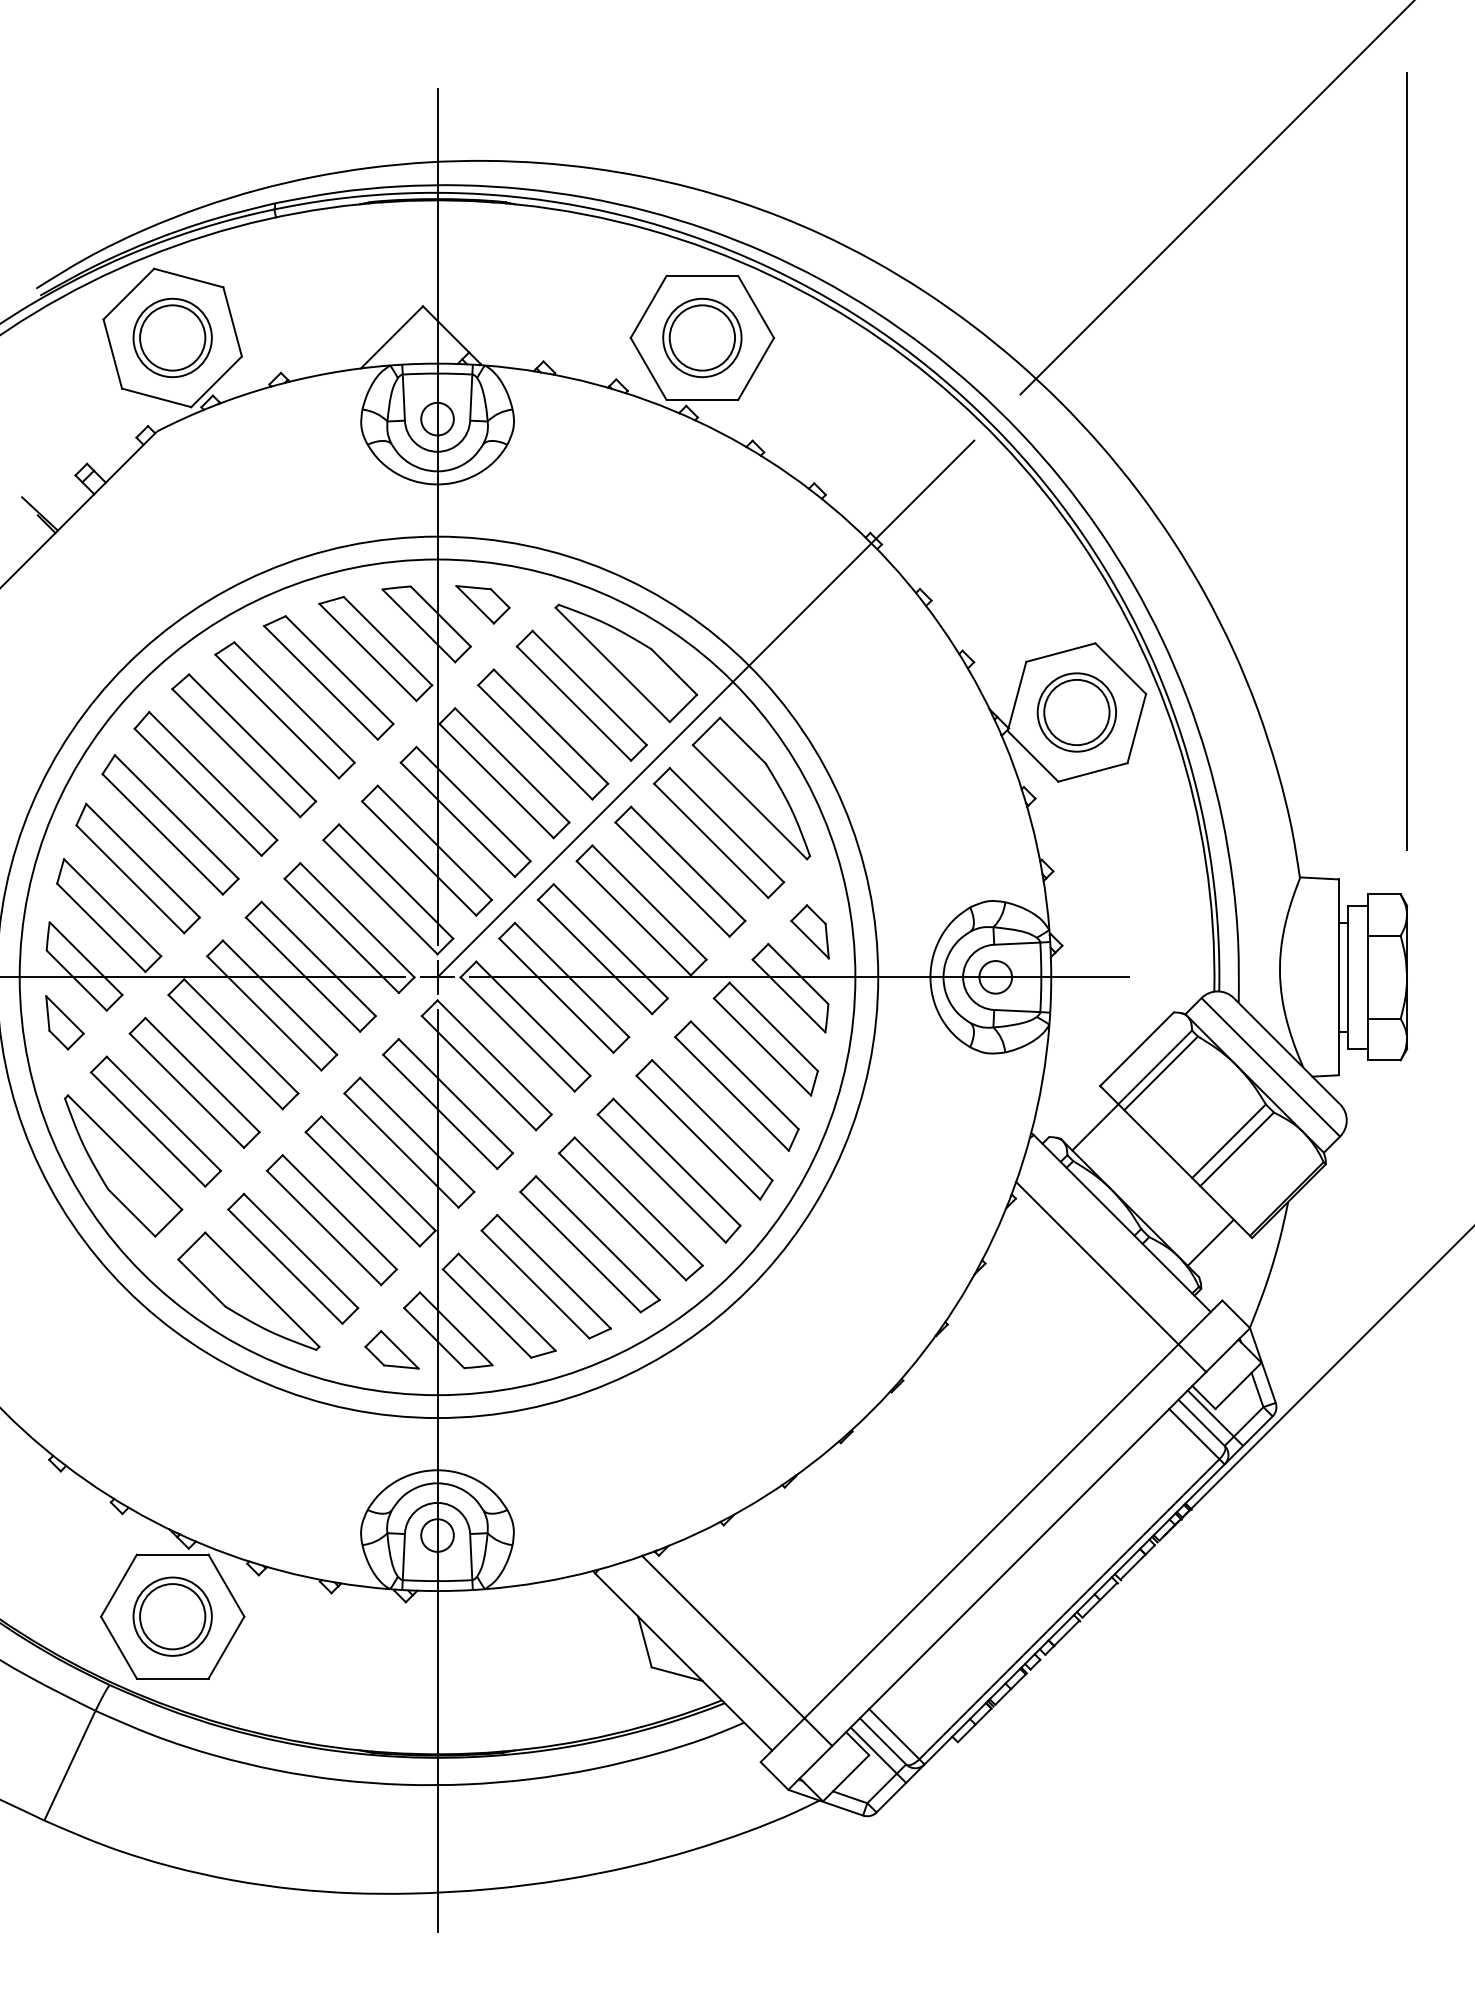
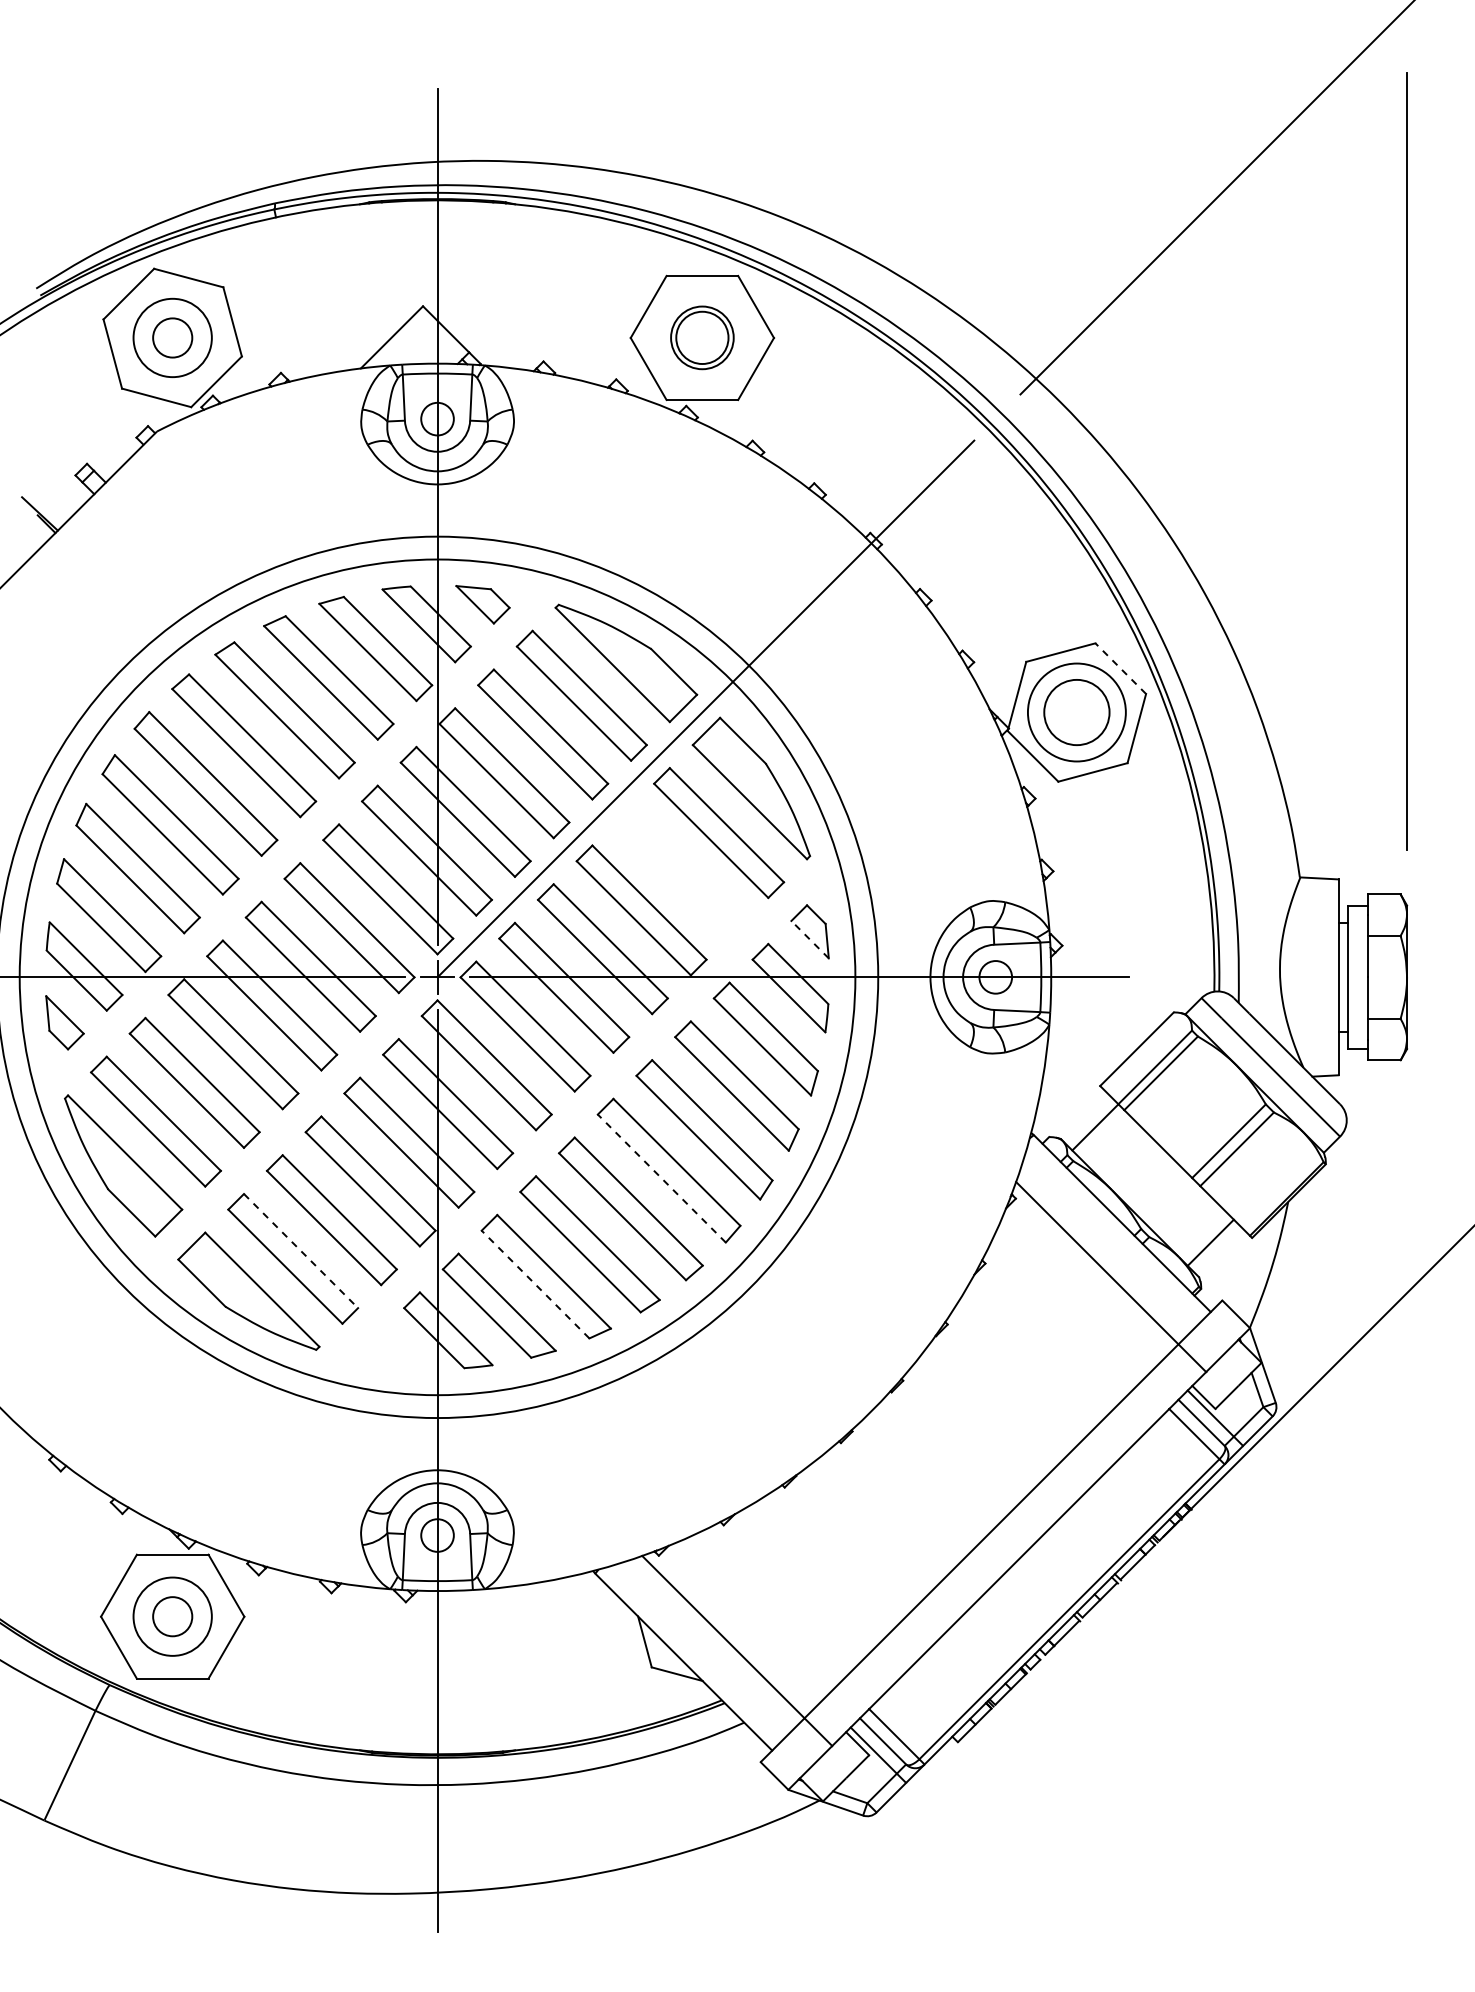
circle diameter: 65 px -> 39 px (172, 337)
part size: 81x81 px -> 65x66 px (702, 337)
line: solid -> dashed (1120, 668)
circle diameter: 78 px -> 98 px (1076, 712)
part: present -> none (680, 871)
line: solid -> dashed (809, 939)
line: solid -> dashed (661, 1178)
line: solid -> dashed (301, 1251)
line: solid -> dashed (535, 1284)
part: present -> none (391, 1349)
circle diameter: 65 px -> 39 px (172, 1616)
